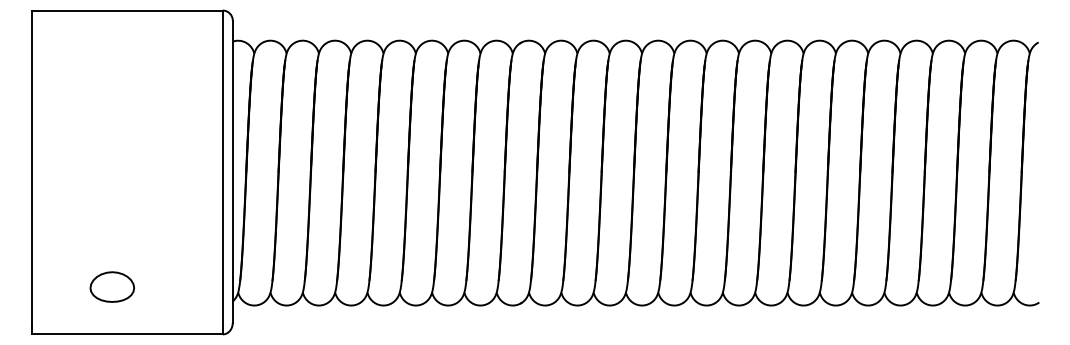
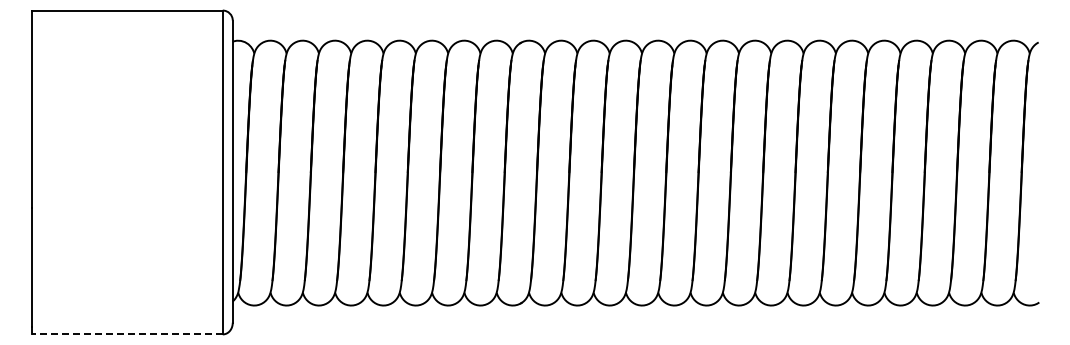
part: present -> none (112, 286)
line: solid -> dashed (126, 334)
